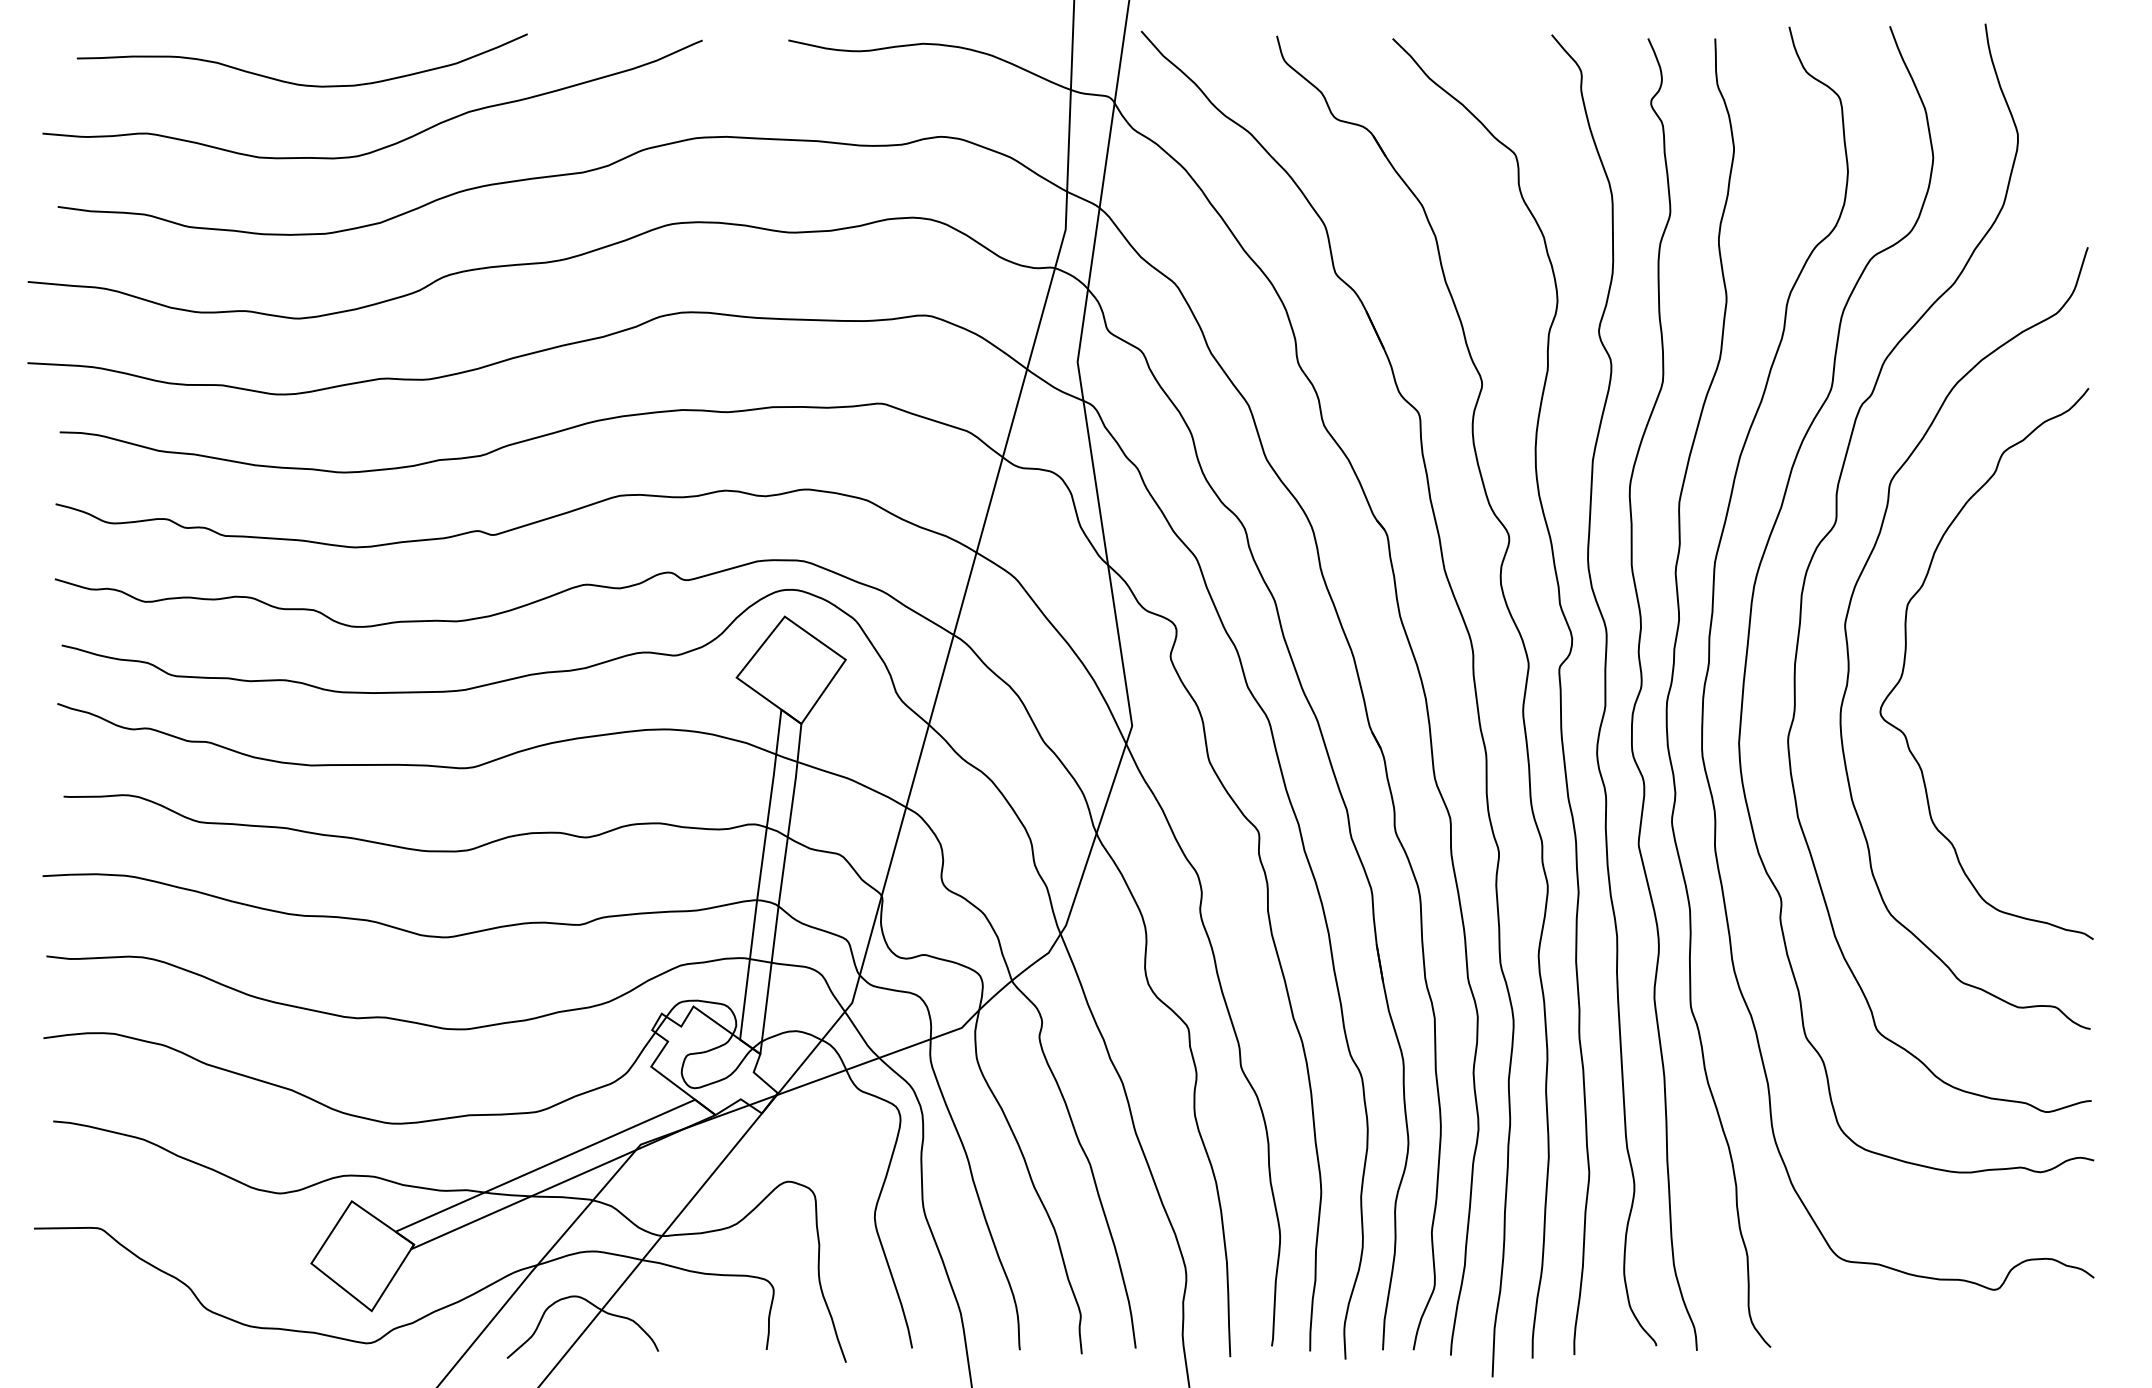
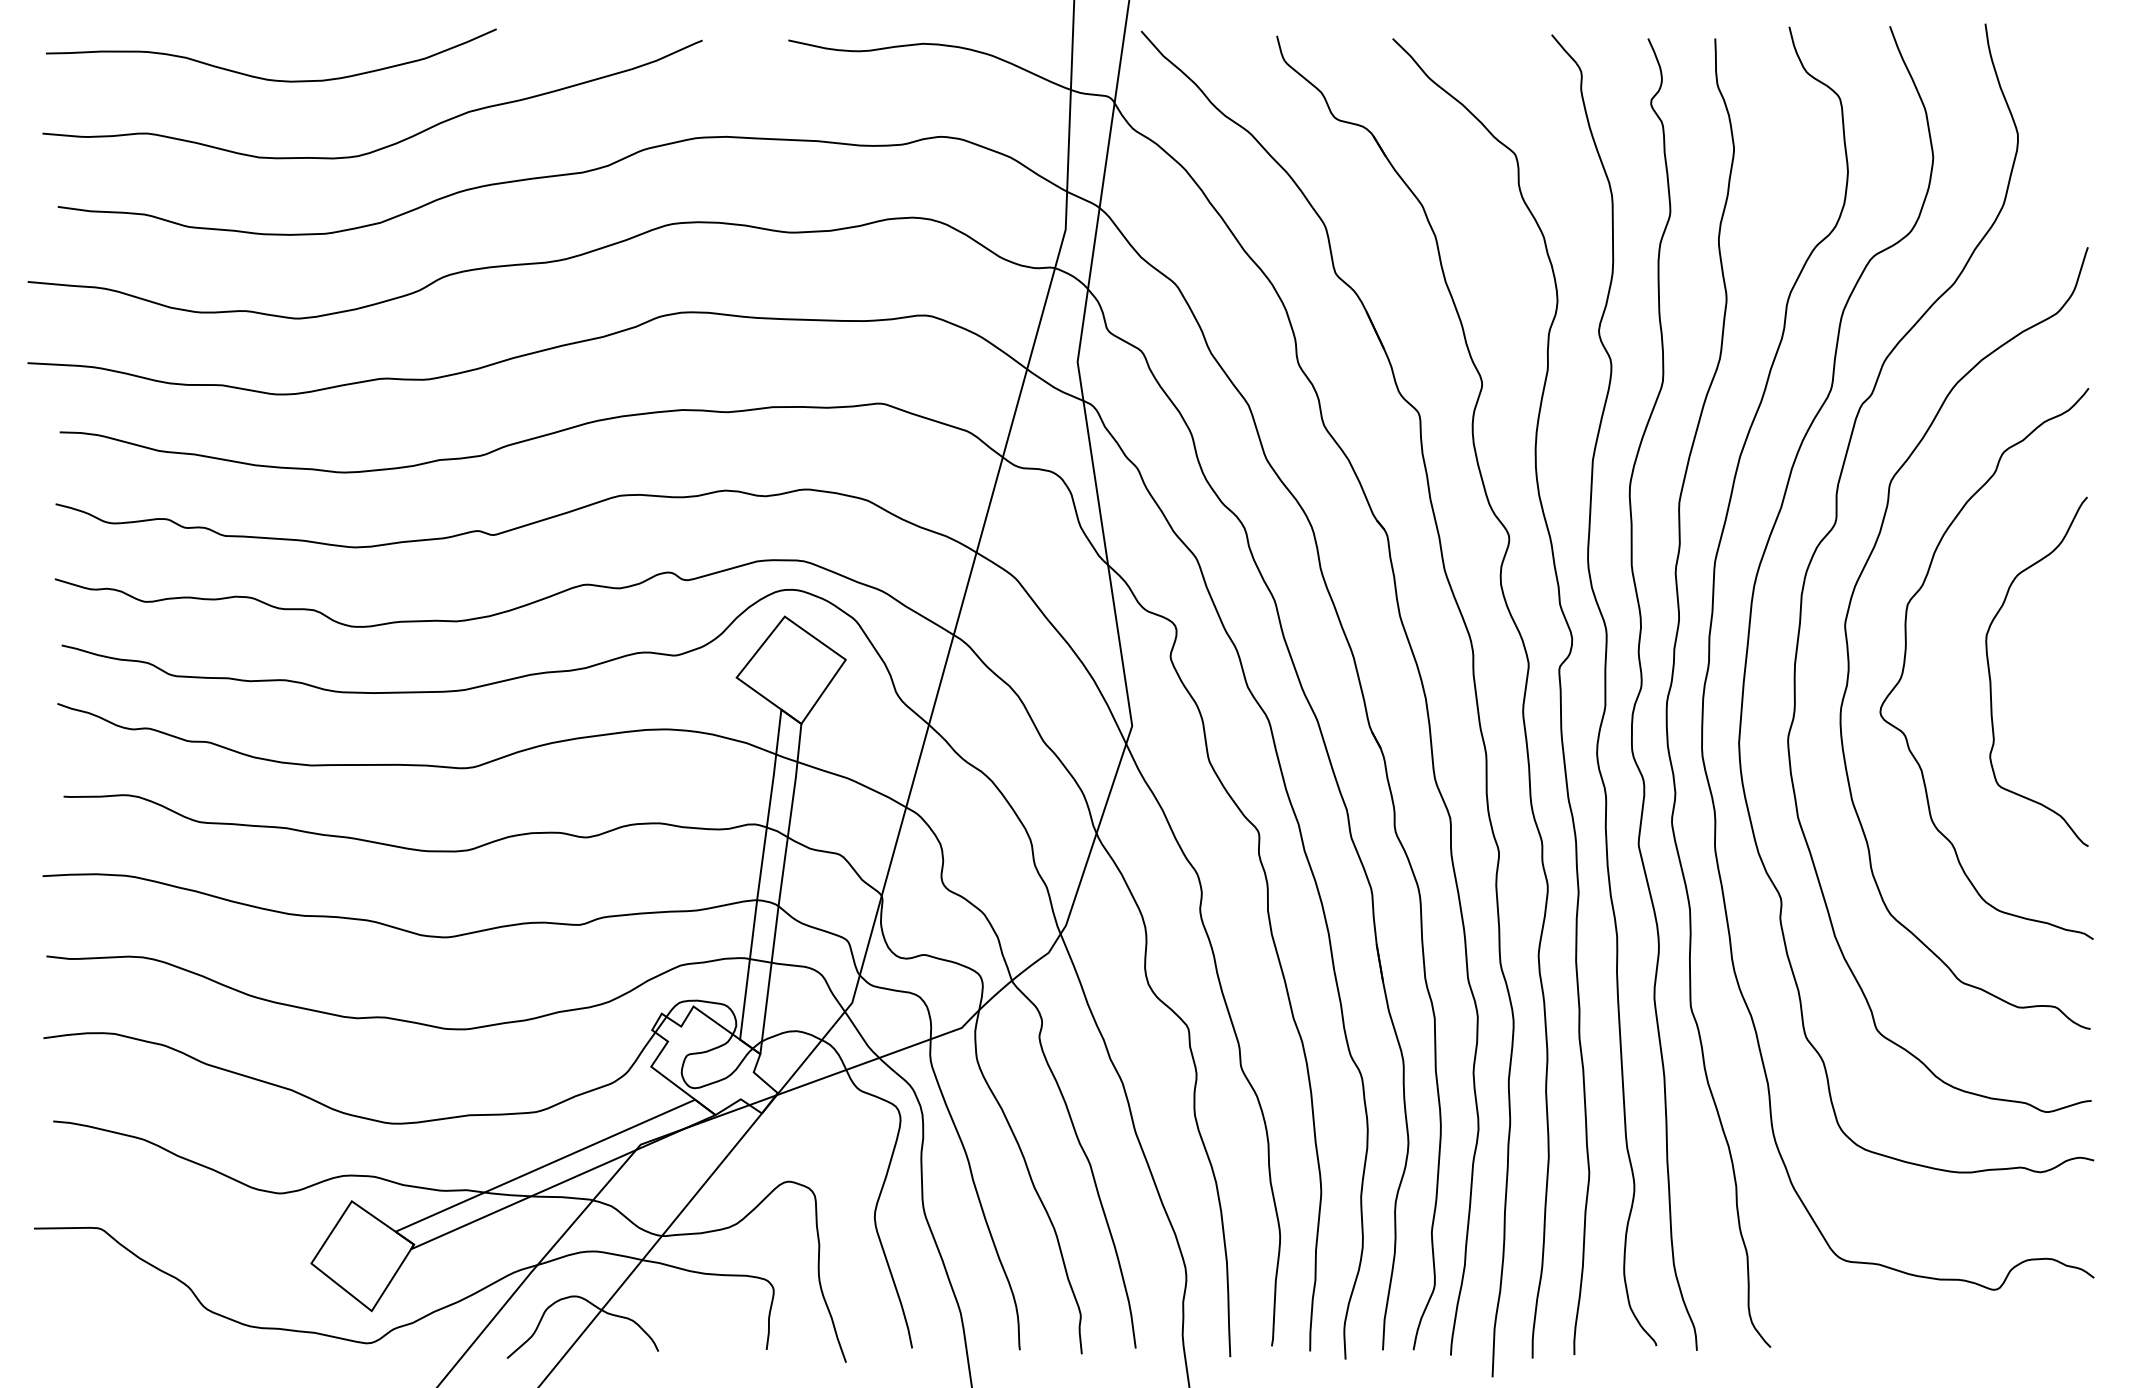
curve position: (298, 83) -> (267, 78) (267, 78)
curve: none -> present (1991, 680)
